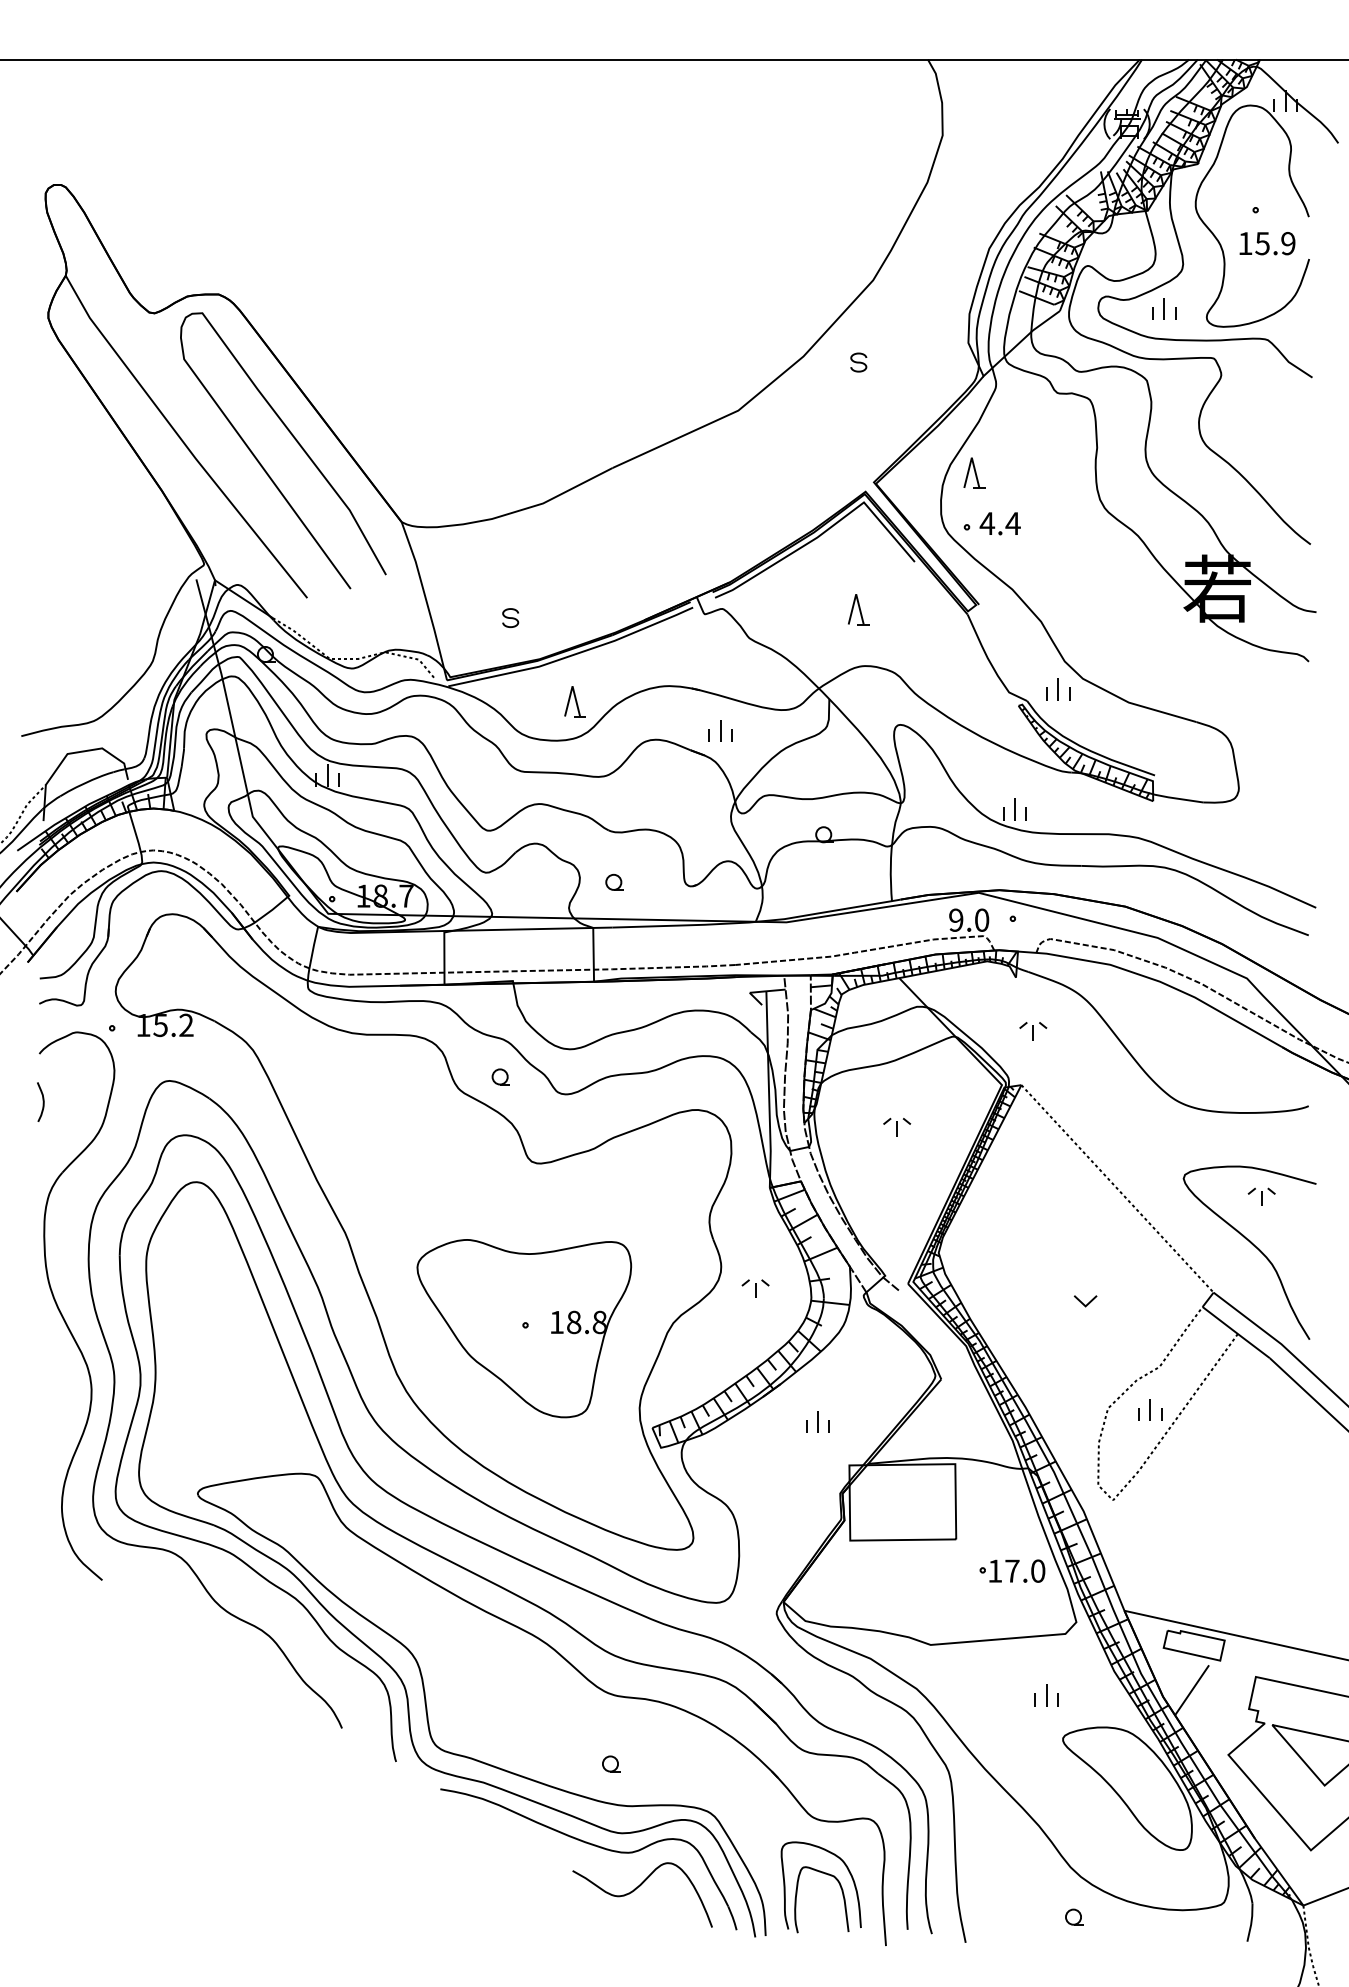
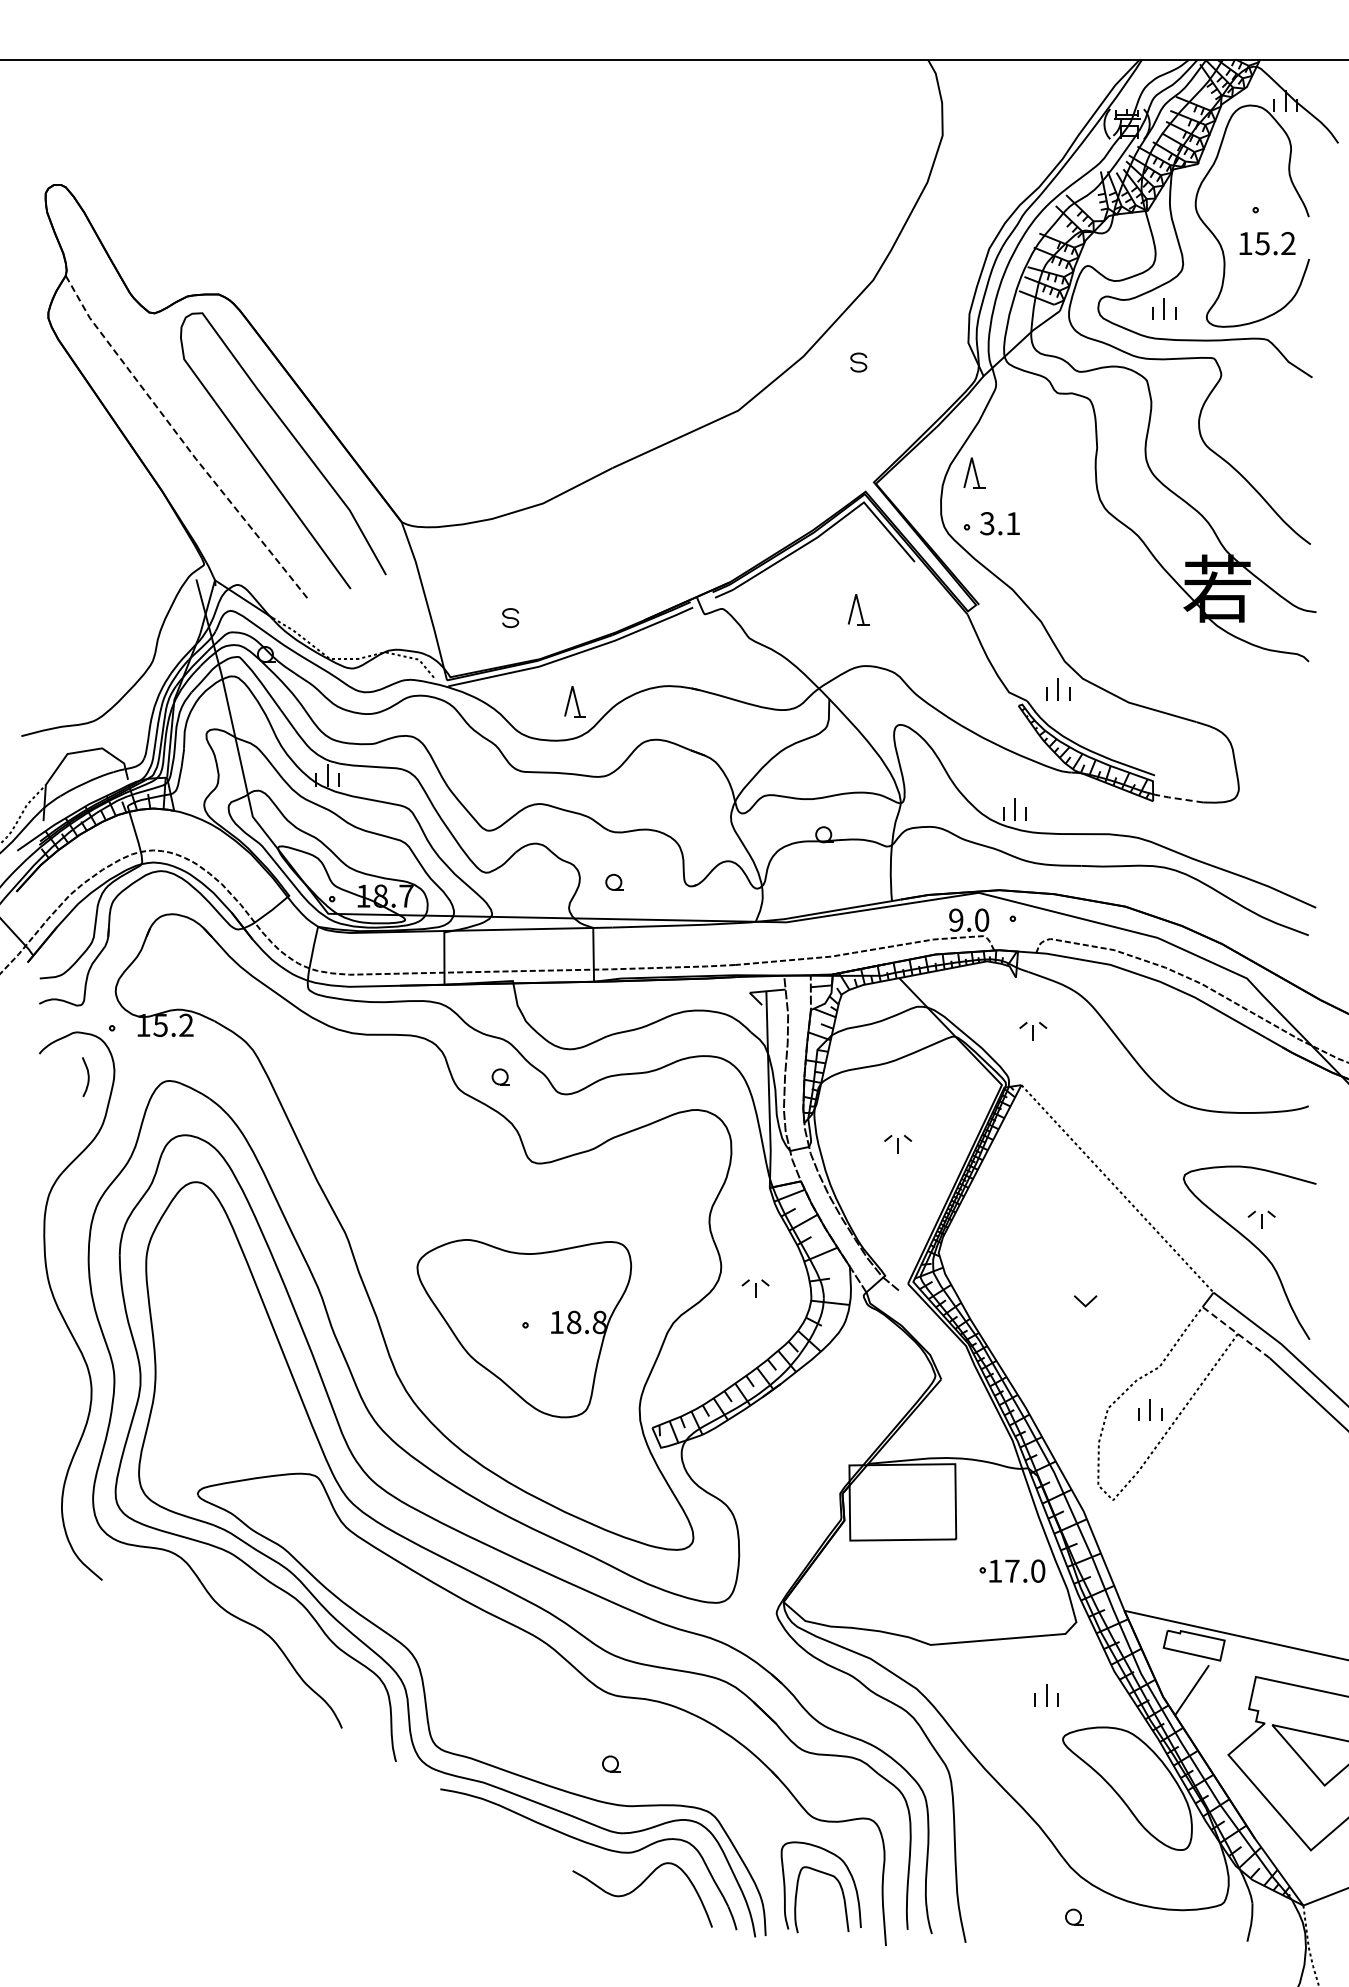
text: 15.9 -> 15.2 (1288, 243)
line: solid -> dashed (181, 439)
text: 4.4 -> 3.1 (999, 523)
part: present -> none (720, 730)
line: solid -> dashed (1177, 798)
curve position: (42, 1101) -> (87, 1076) (87, 1076)
part position: (897, 1126) -> (898, 1143) (898, 1143)
part position: (1261, 1196) -> (1261, 1219) (1261, 1219)
line: solid -> dashed (1236, 1332)
part: present -> none (817, 1421)
